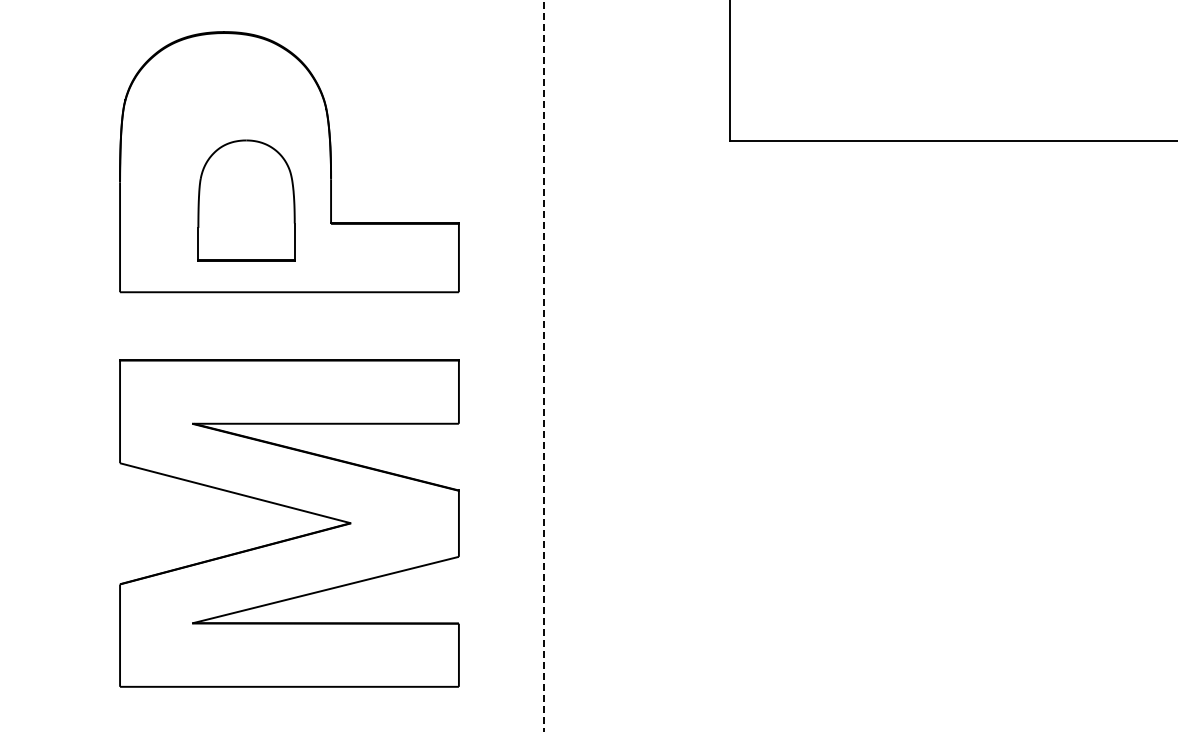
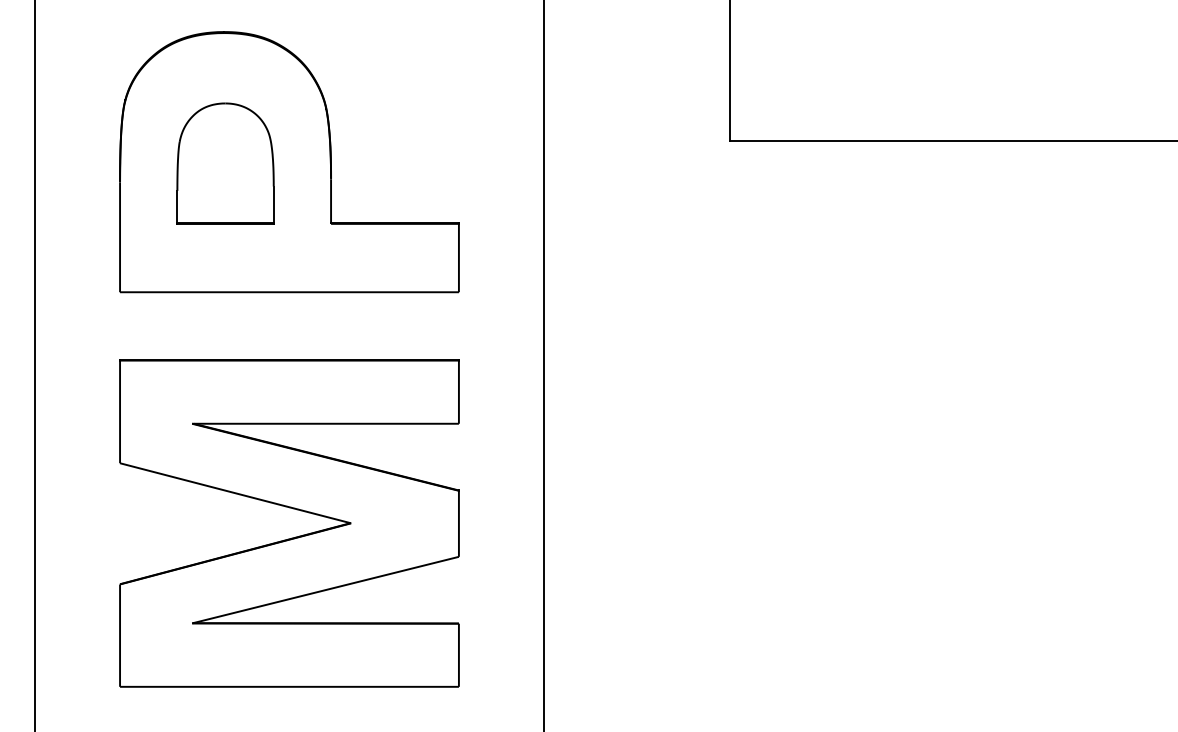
part position: (246, 200) -> (225, 163) (225, 163)
line: none -> present (35, 365)
line: dashed -> solid (543, 366)
